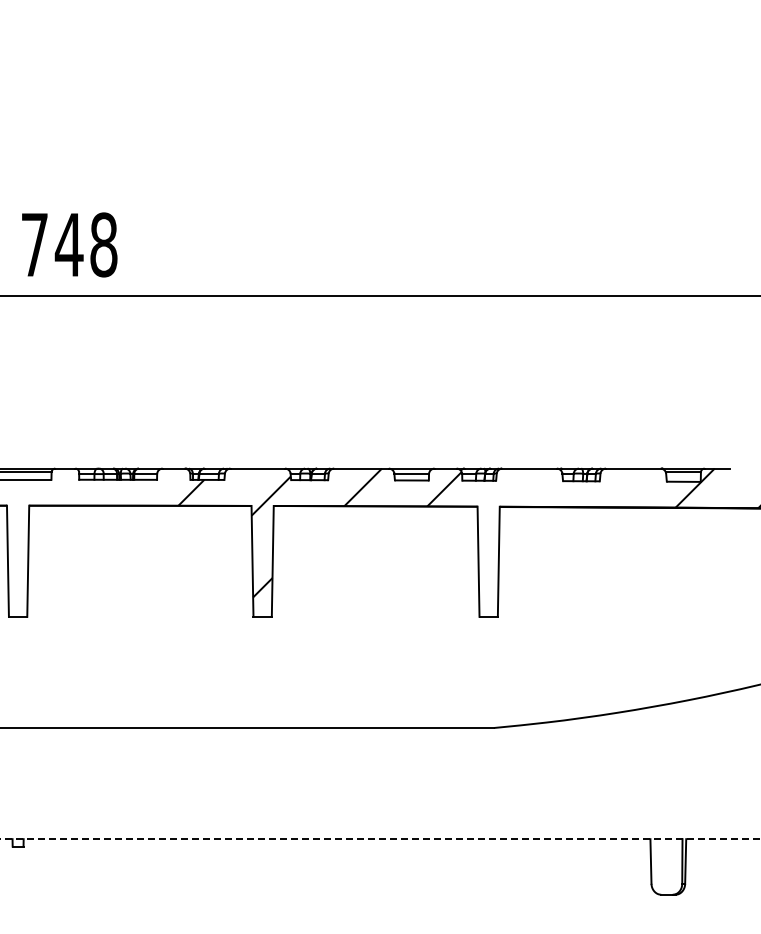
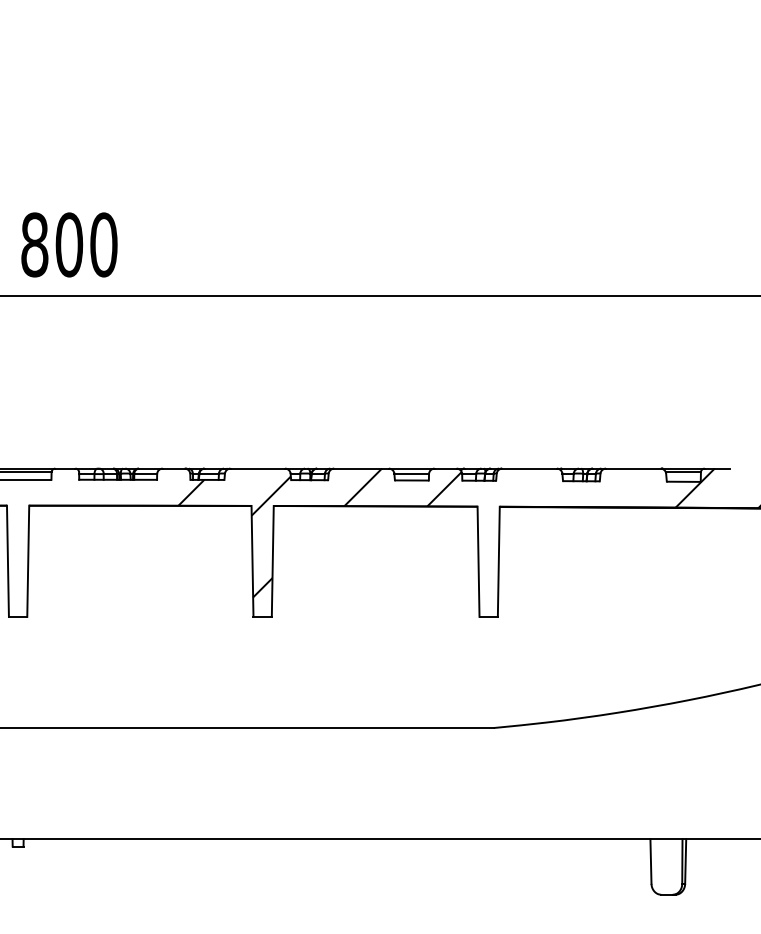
text: 748 -> 800 (69, 244)
line: dashed -> solid (380, 839)
